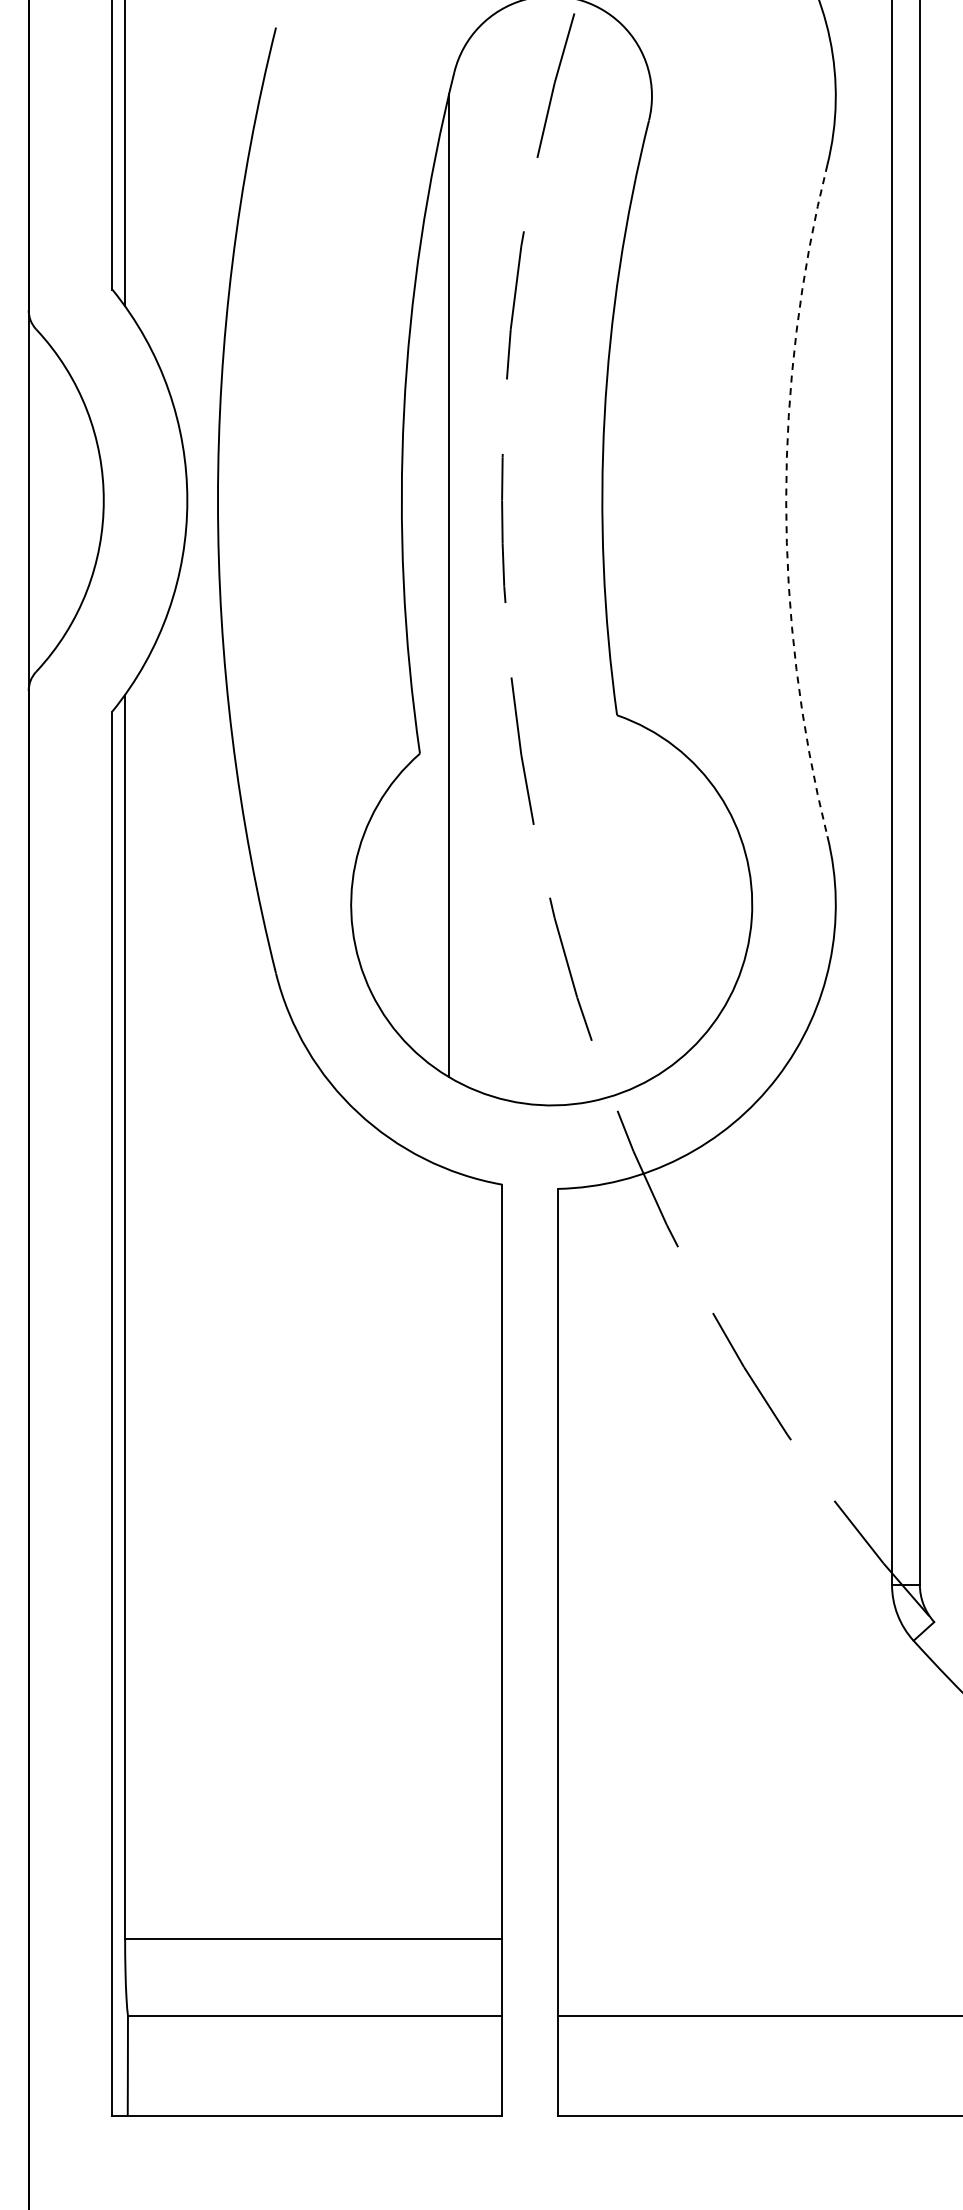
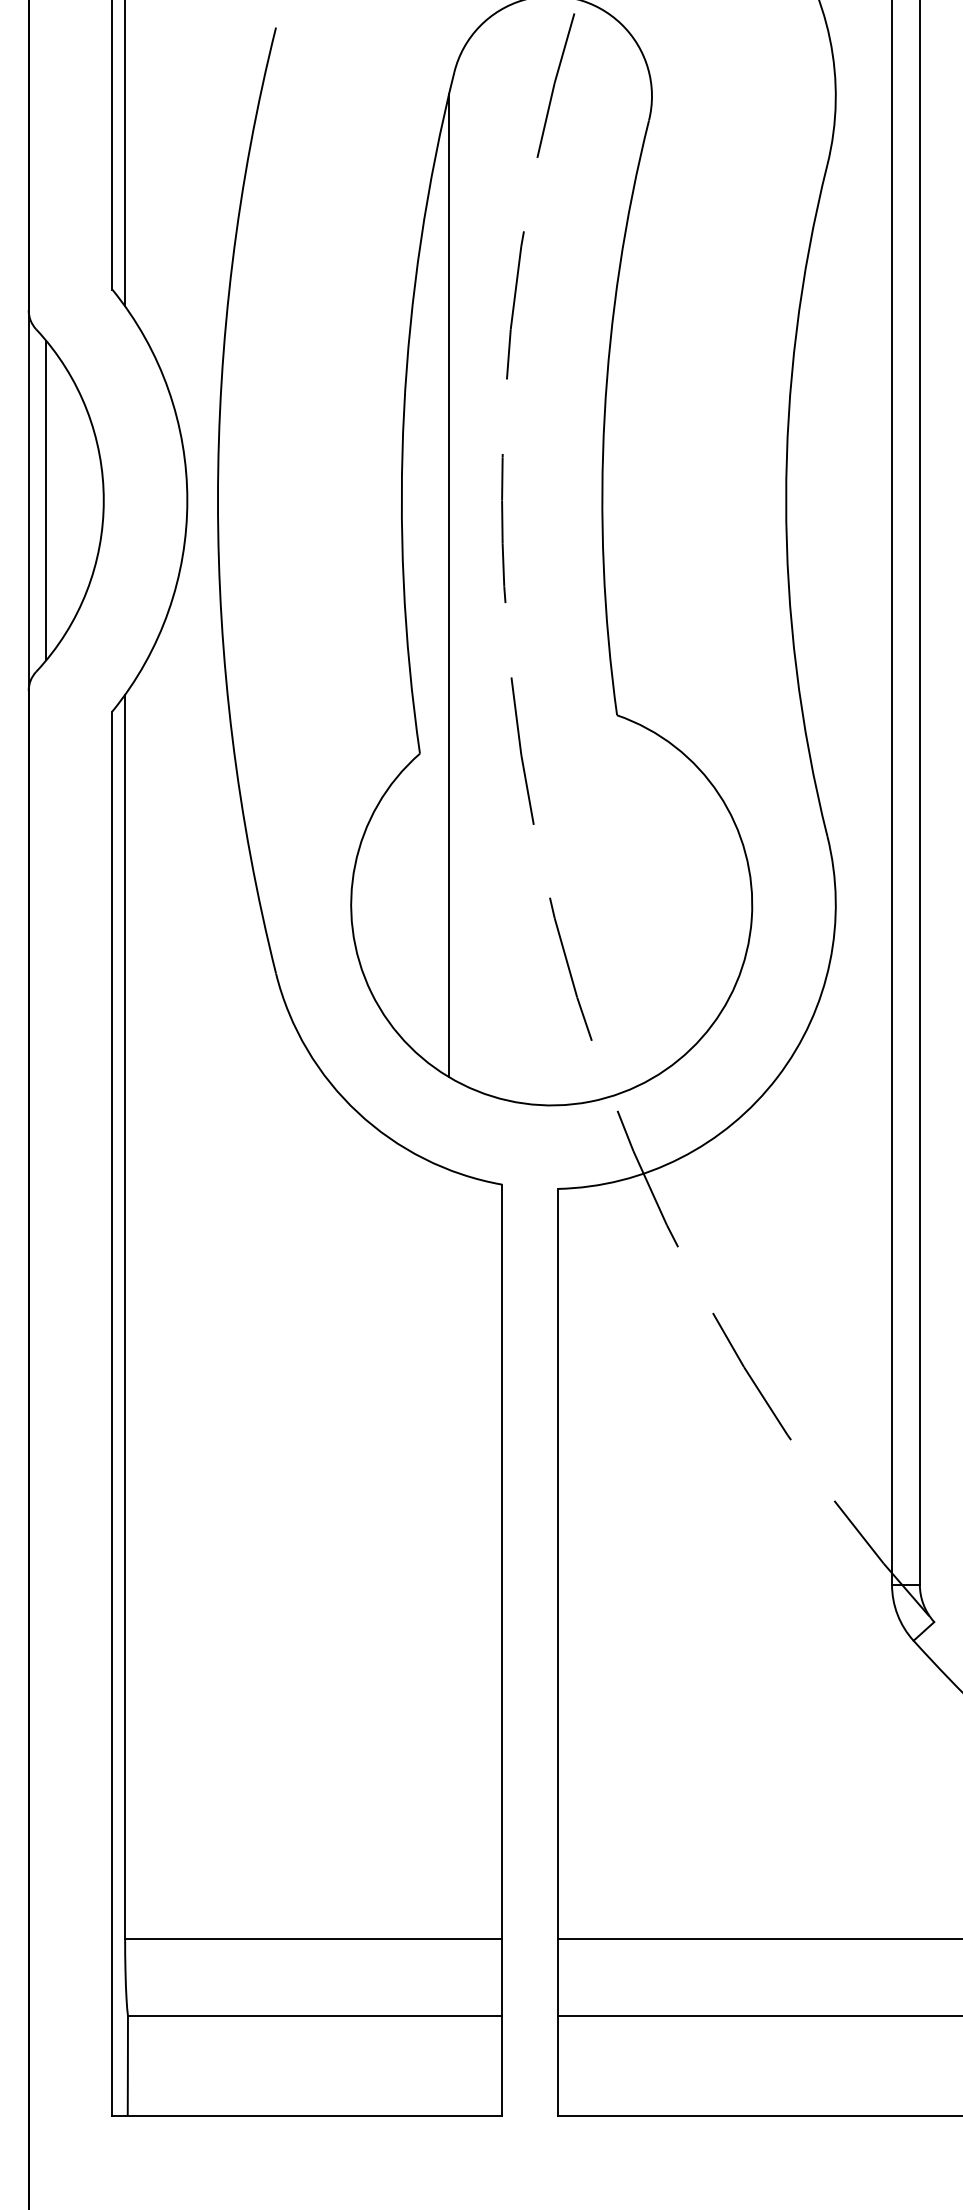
line: none -> present (46, 500)
arc: dashed -> solid (786, 500)
line: none -> present (758, 1938)
